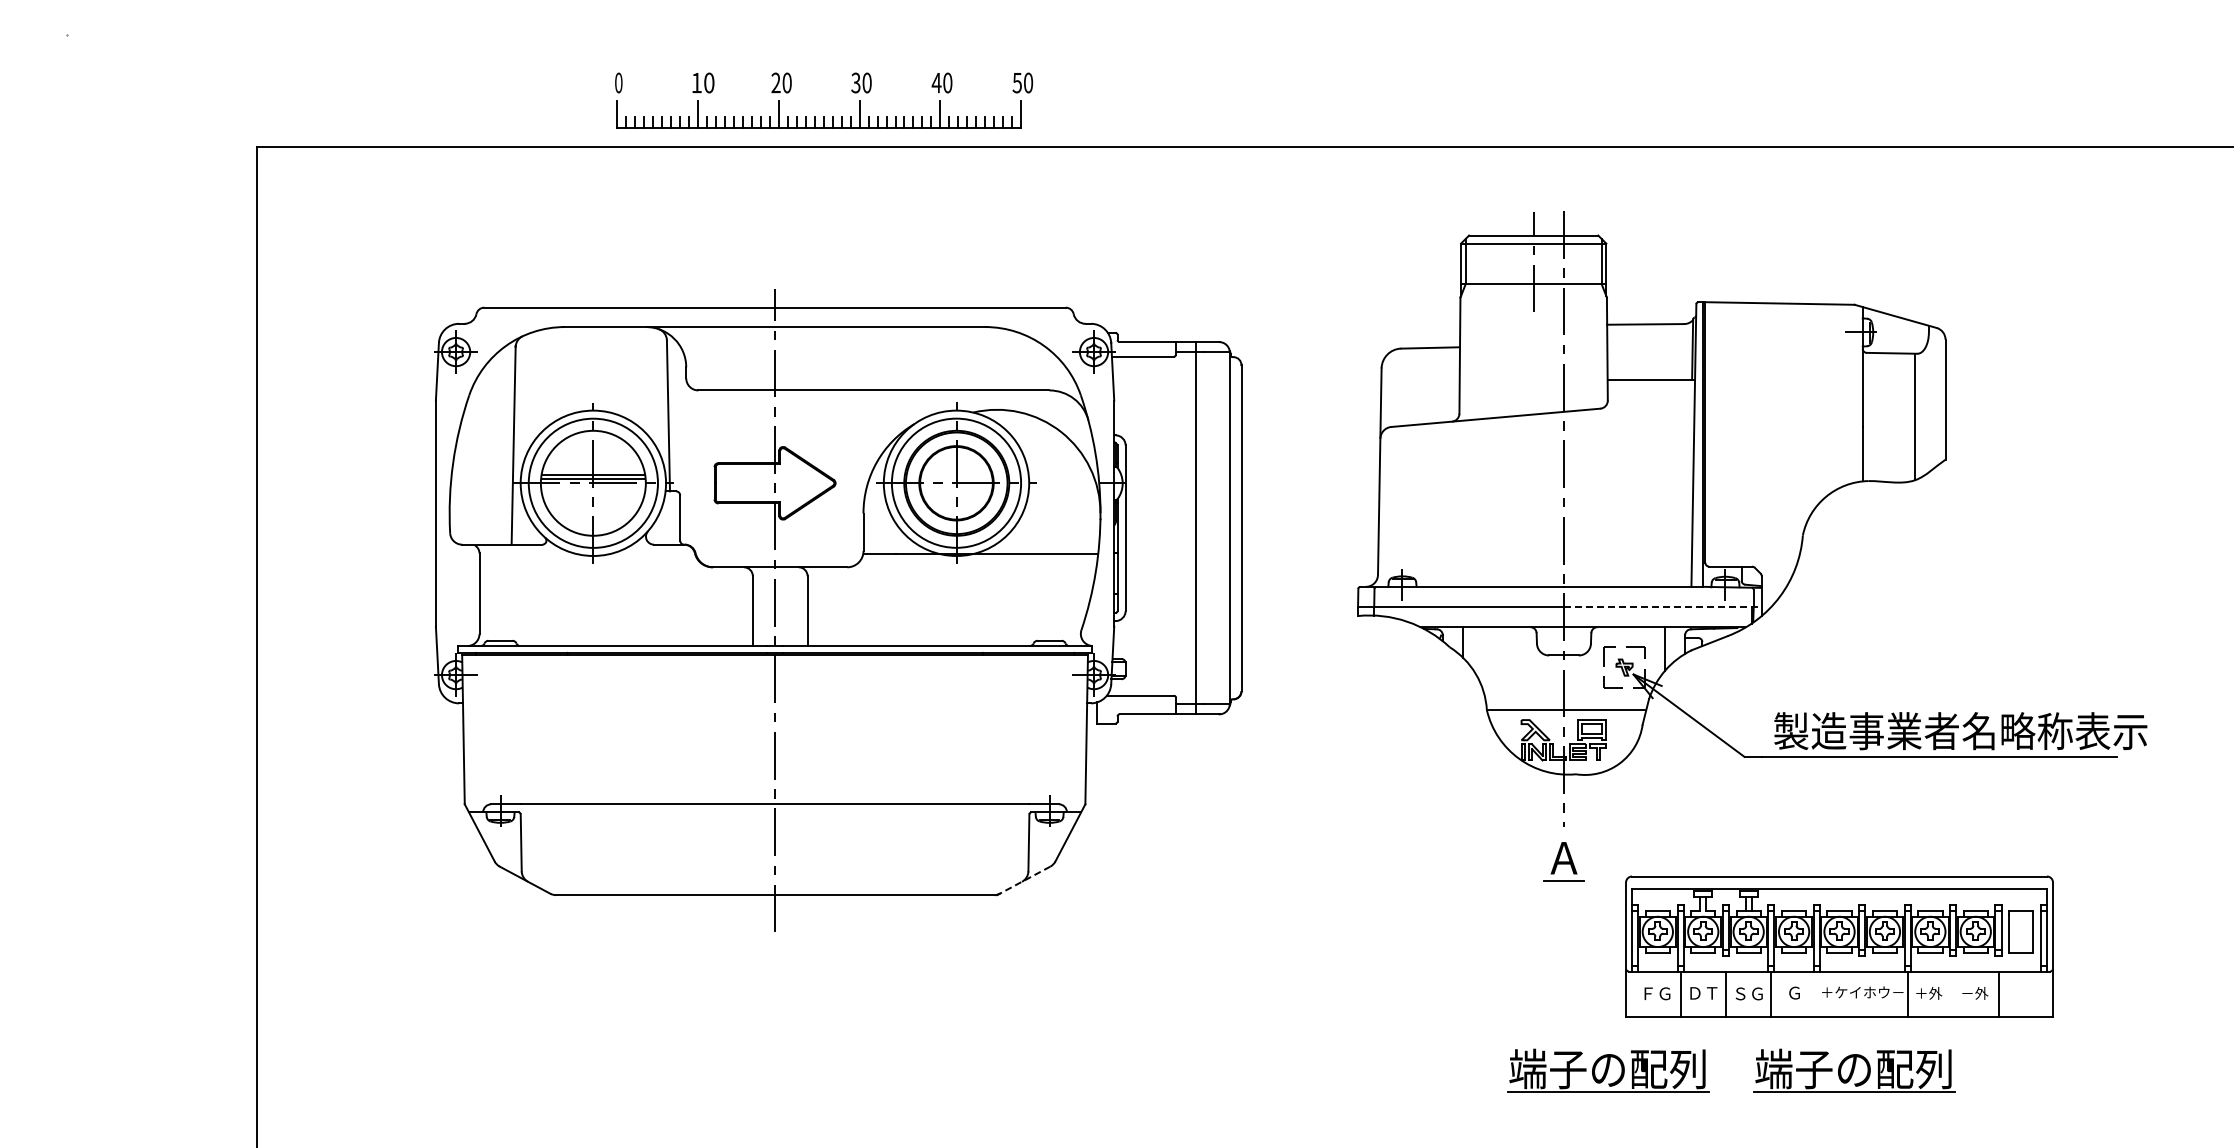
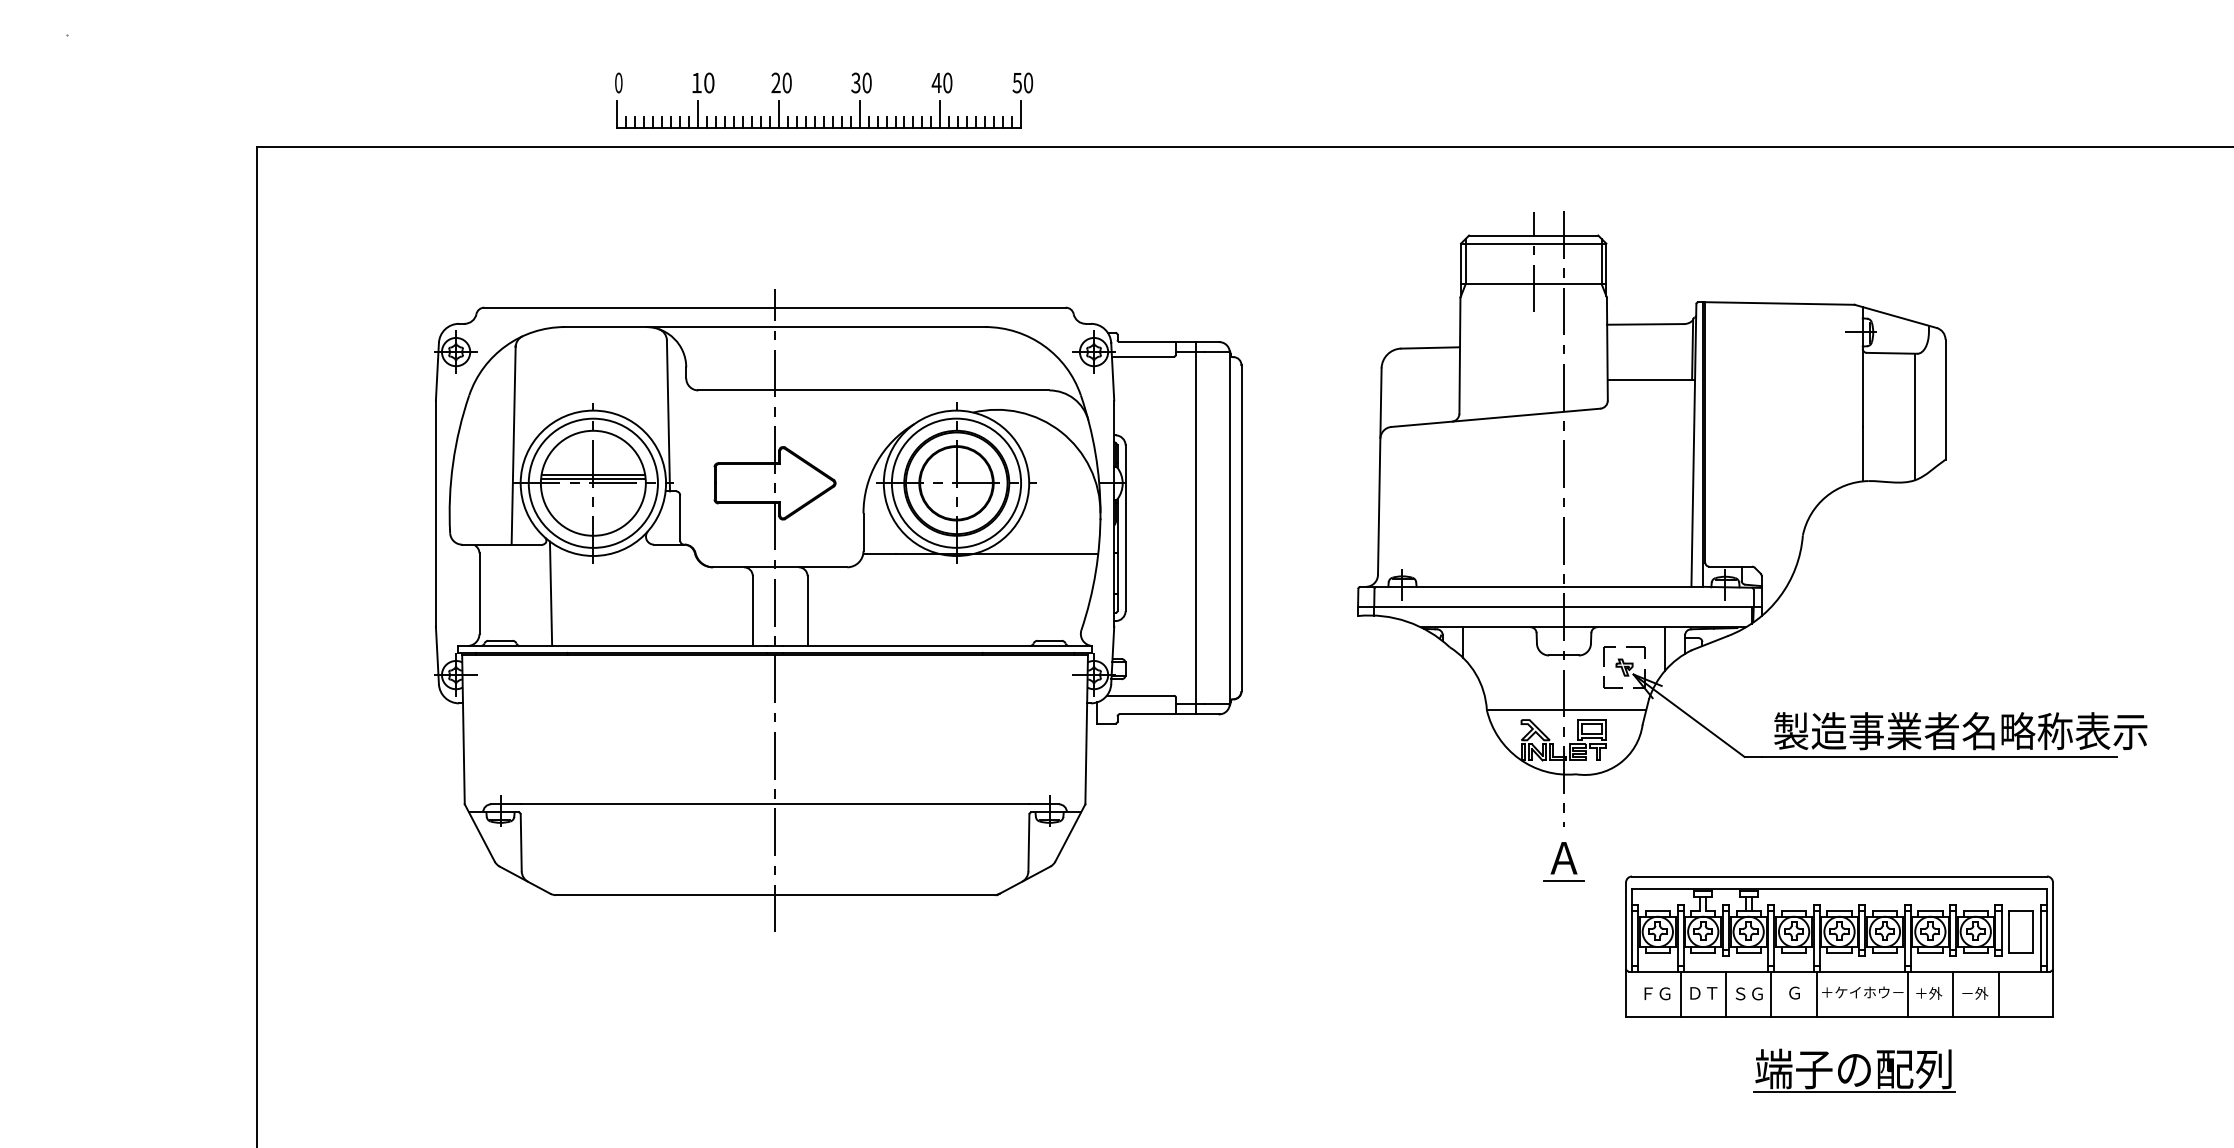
line: none -> present (550, 593)
line: dashed -> solid (1662, 607)
line: dashed -> solid (1025, 880)
line: none -> present (1816, 994)
line: none -> present (1953, 994)
part: present -> none (1608, 1070)
